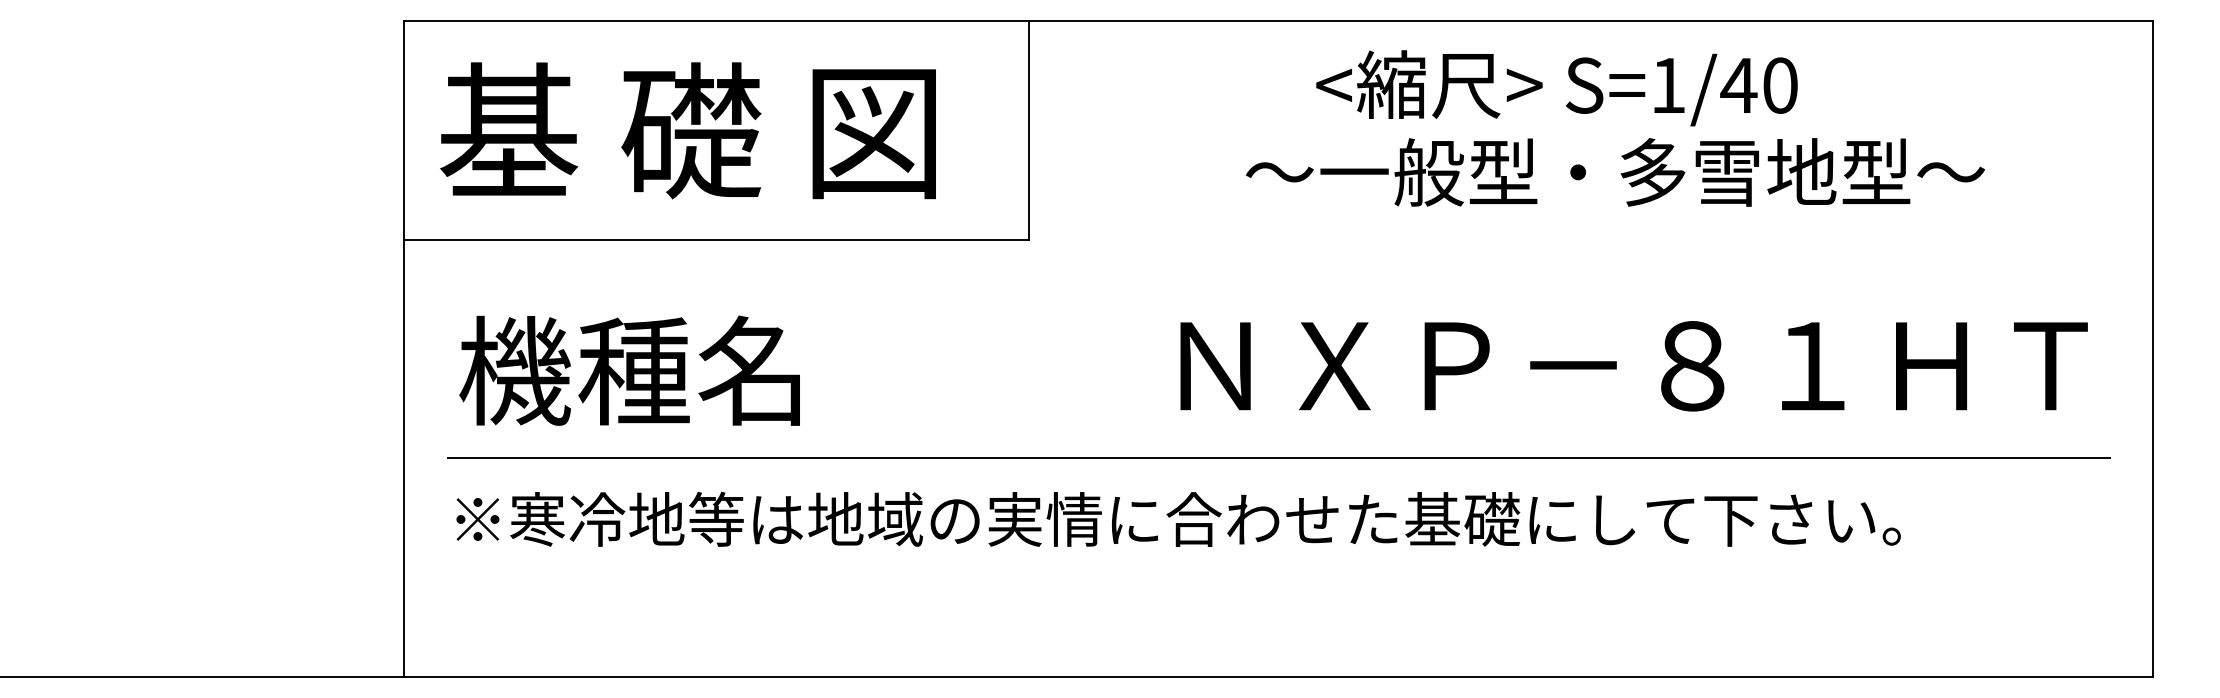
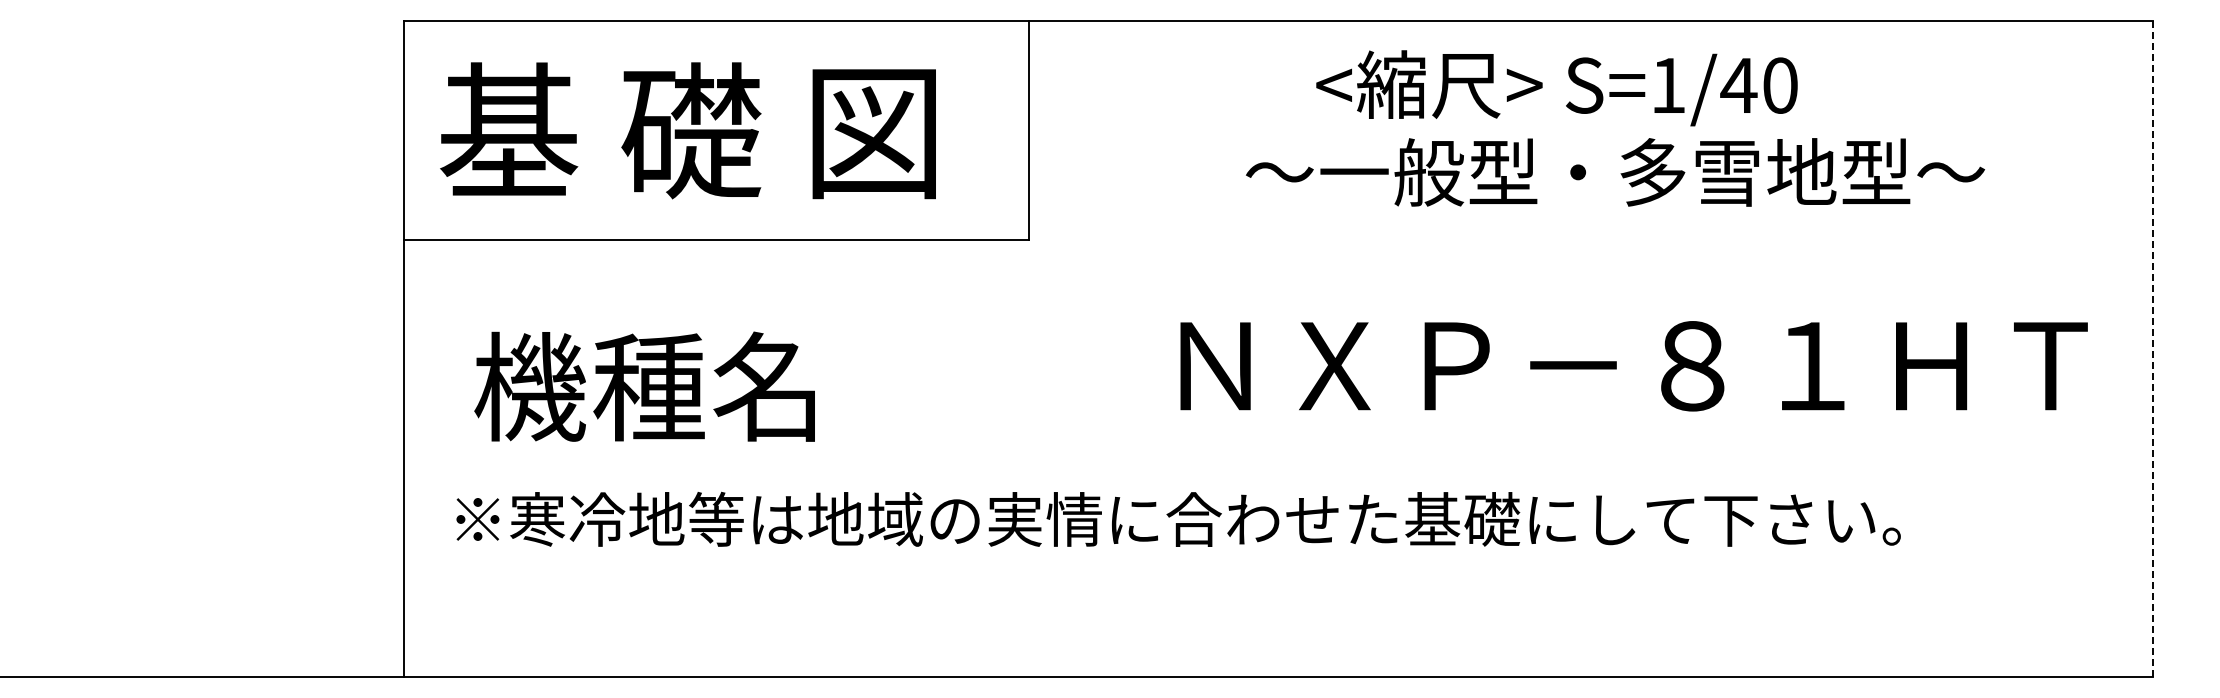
line: solid -> dashed (2153, 349)
text position: (629, 370) -> (644, 386) (644, 386)
line: present -> none (1278, 458)
